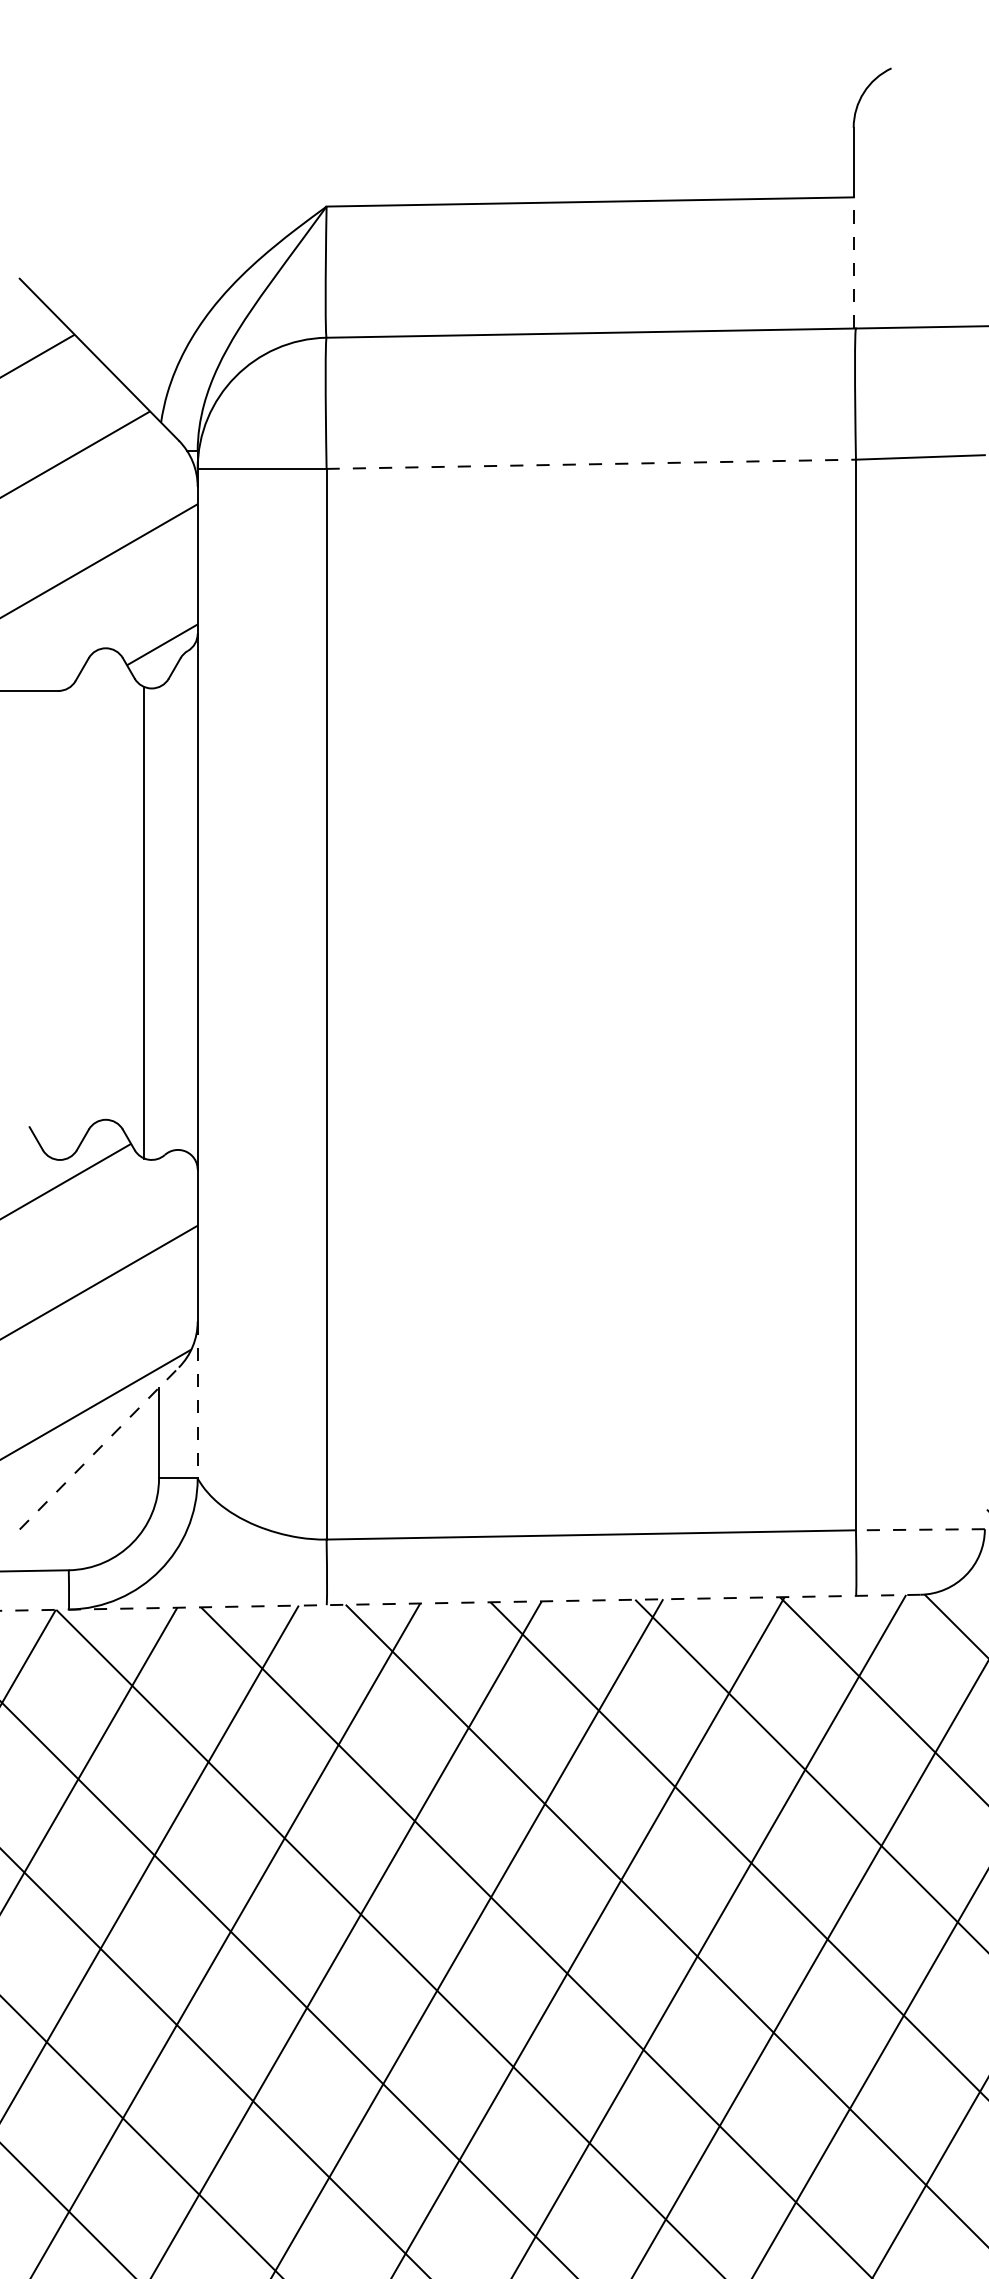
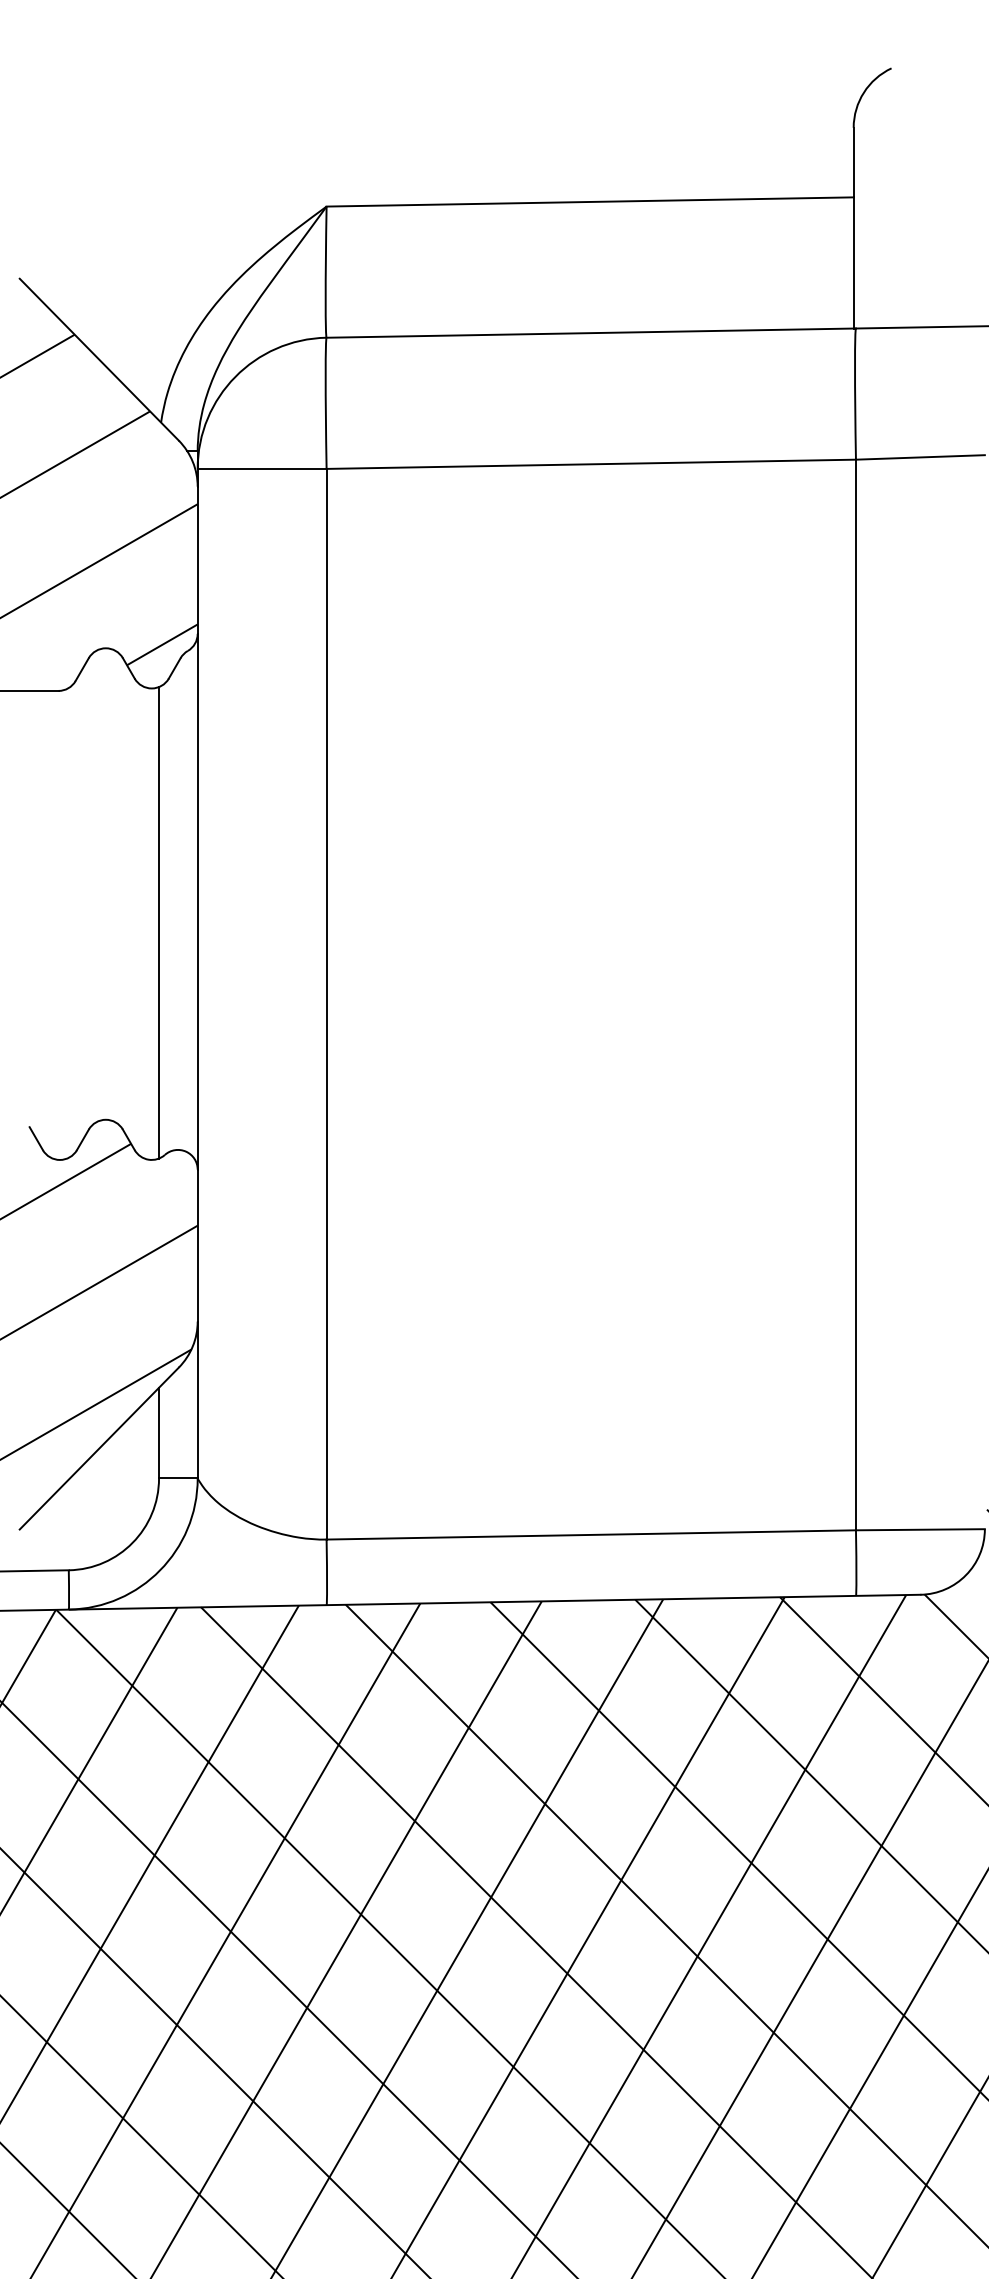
line: dashed -> solid (853, 262)
line: dashed -> solid (591, 464)
line position: (144, 922) -> (159, 922) (159, 922)
line: dashed -> solid (197, 1400)
line: dashed -> solid (99, 1448)
line: dashed -> solid (919, 1529)
line: dashed -> solid (460, 1602)
